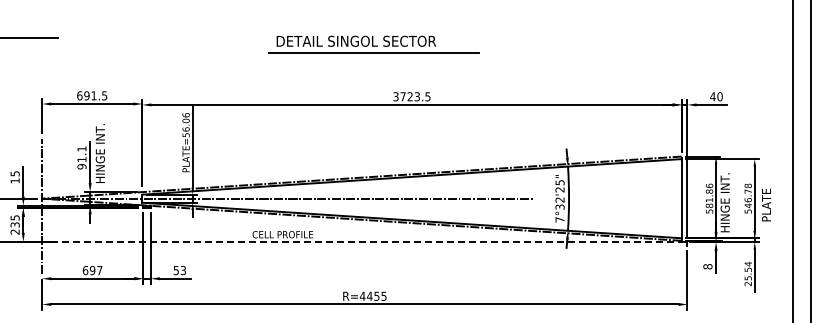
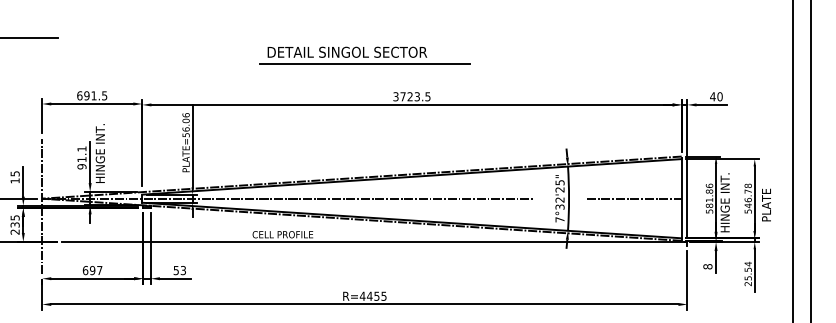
part position: (373, 44) -> (364, 55) (364, 55)
line: none -> present (633, 198)
line: dashed -> solid (374, 242)
